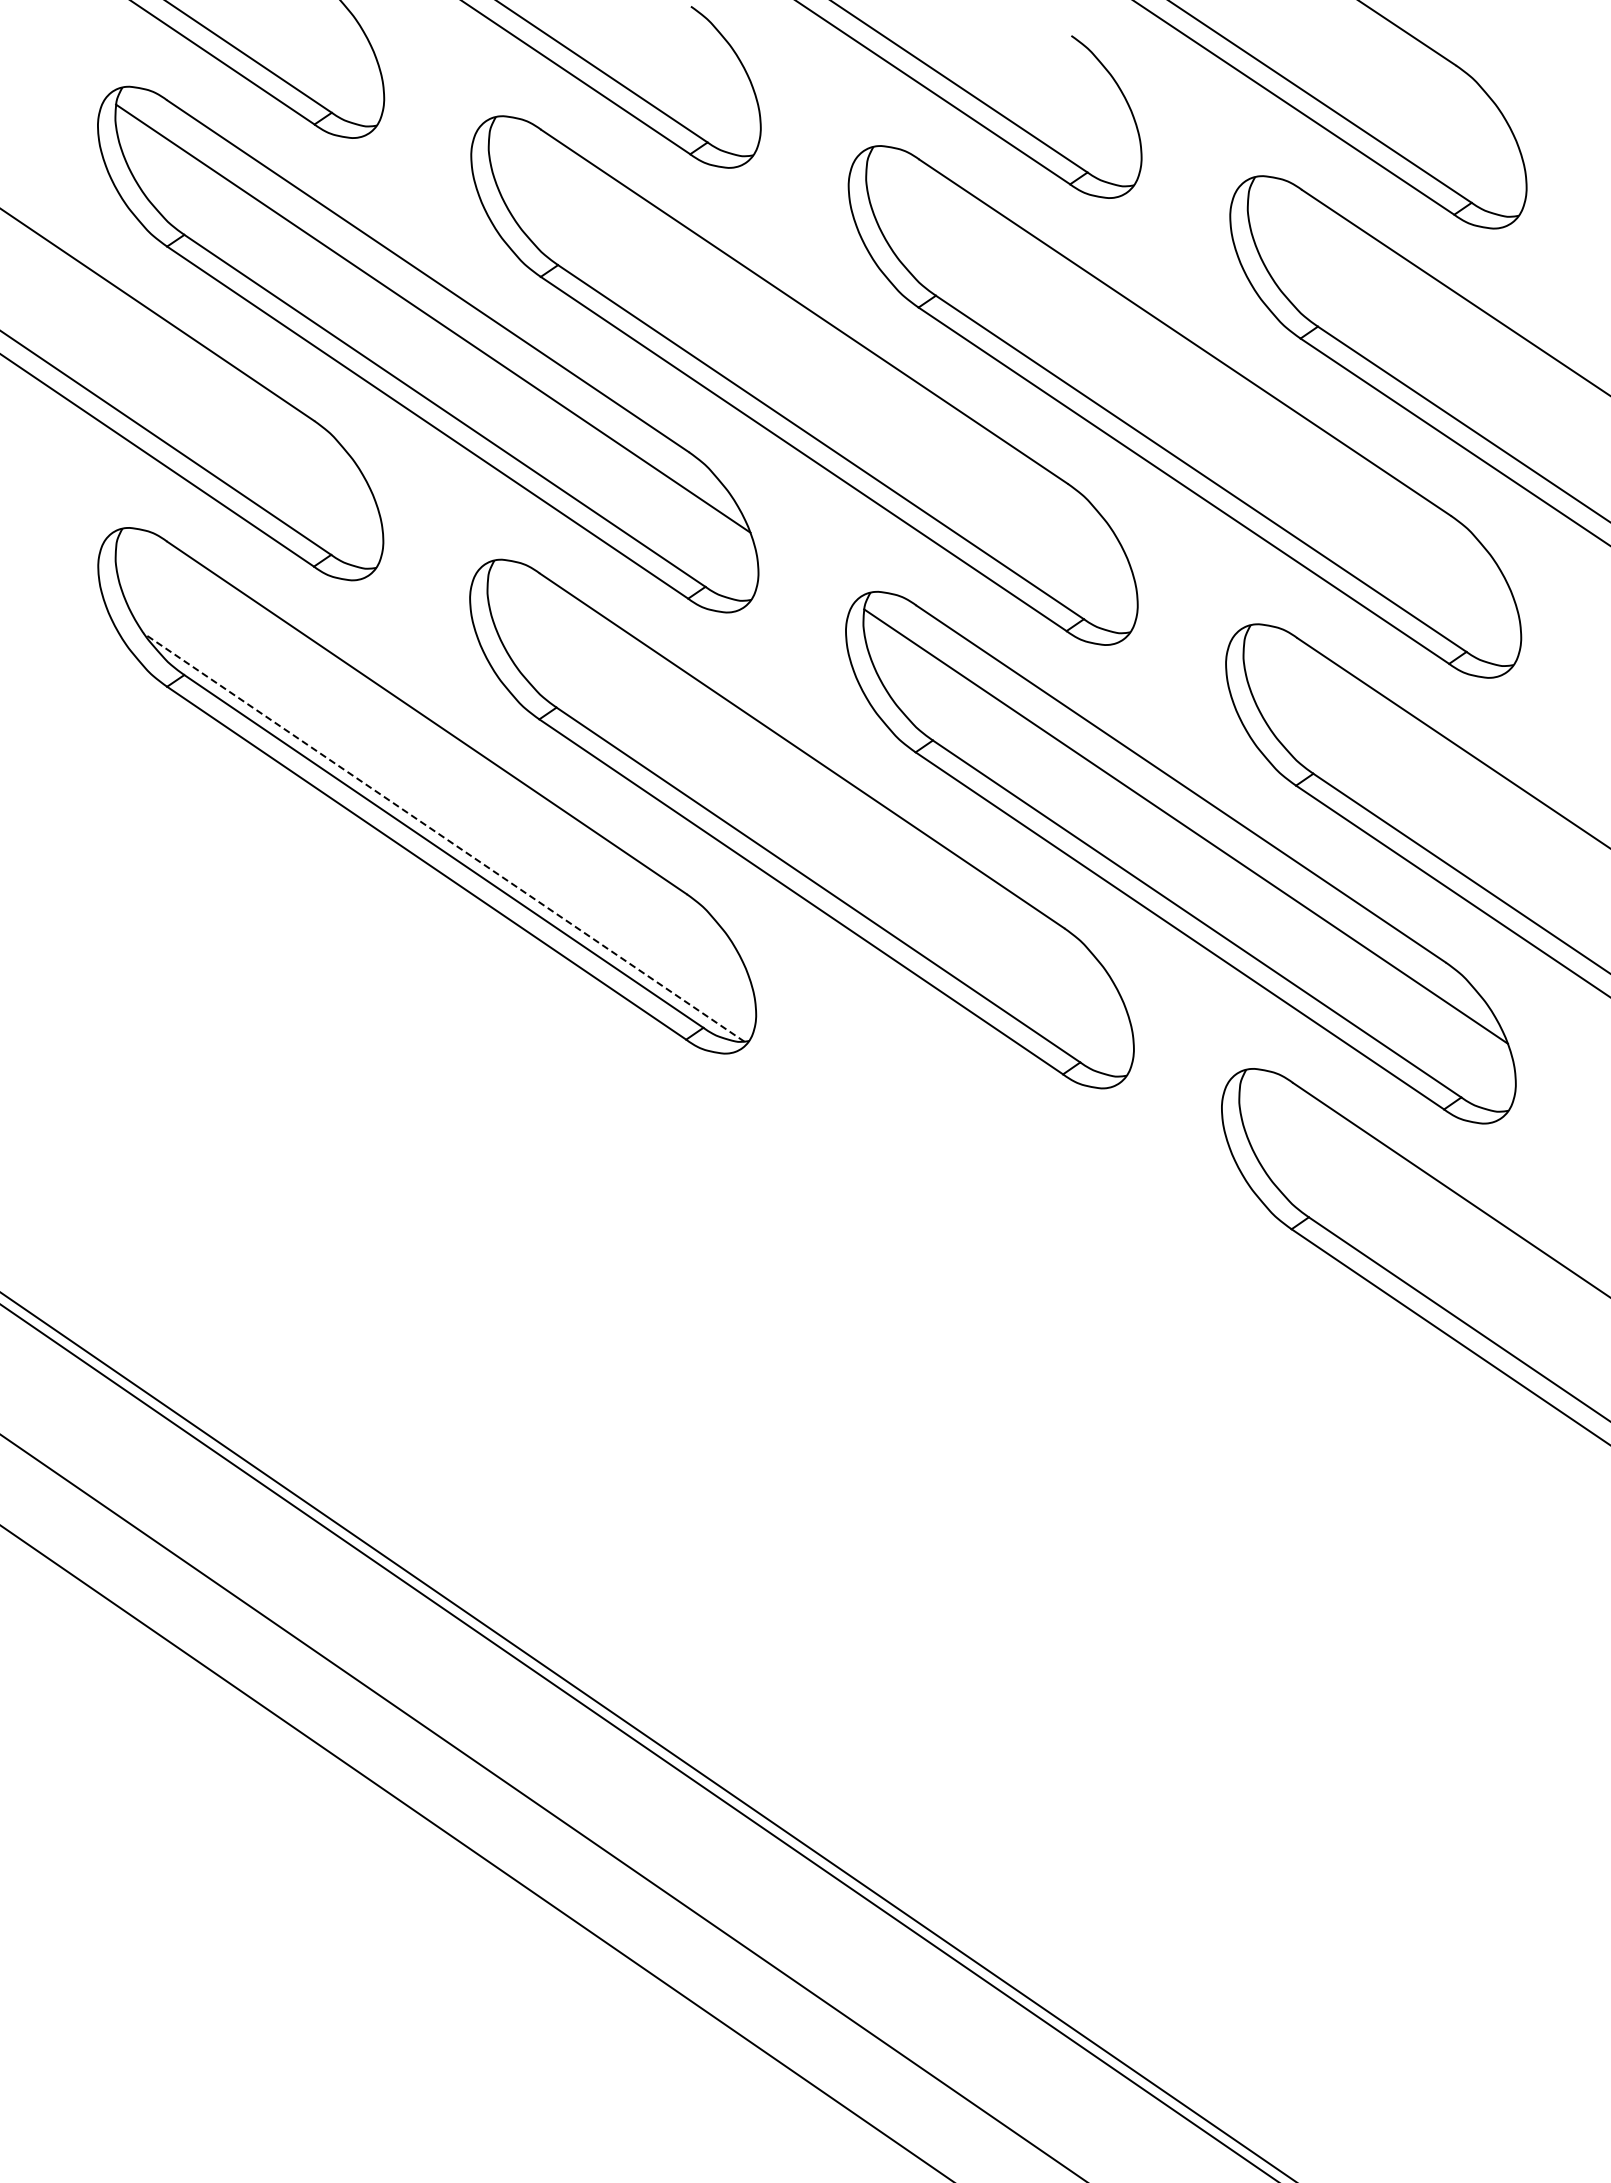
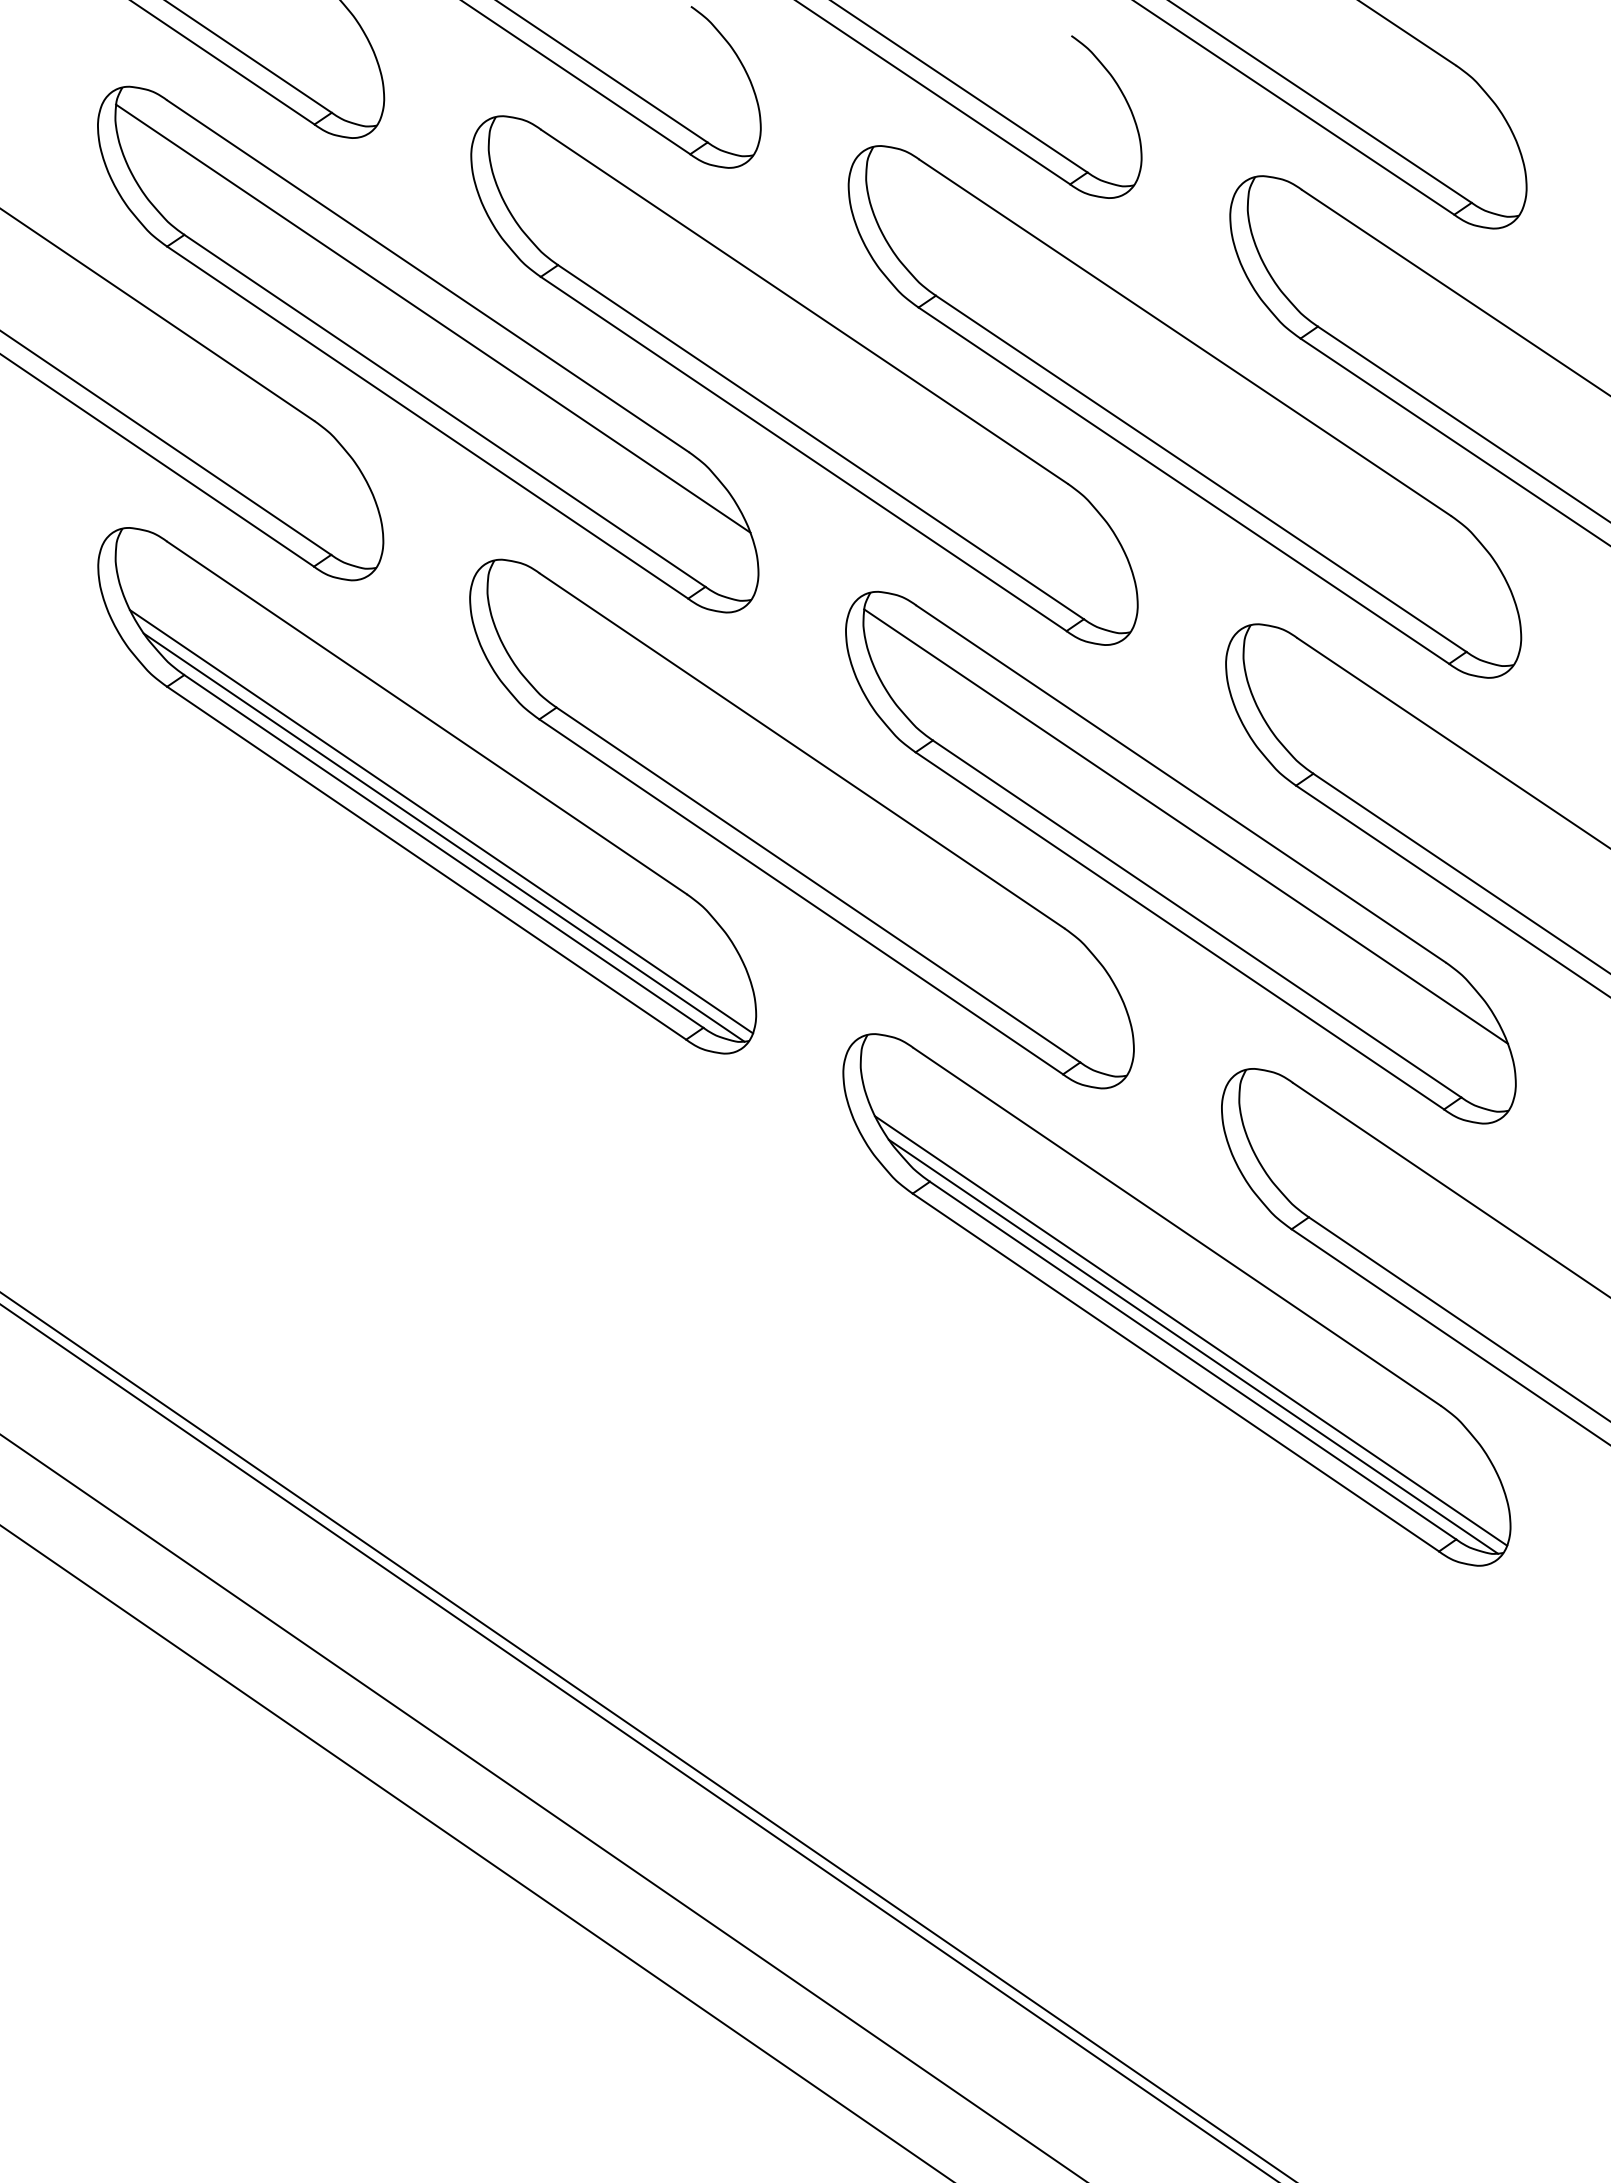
line: none -> present (441, 821)
line: dashed -> solid (443, 837)
part: none -> present (1176, 1299)
